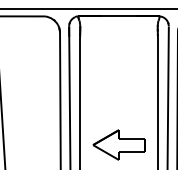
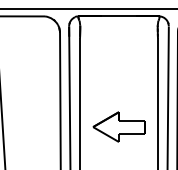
part position: (118, 144) -> (118, 126) (118, 126)
